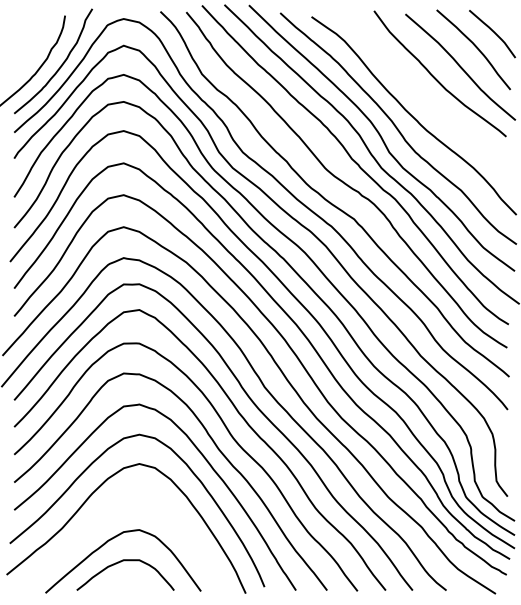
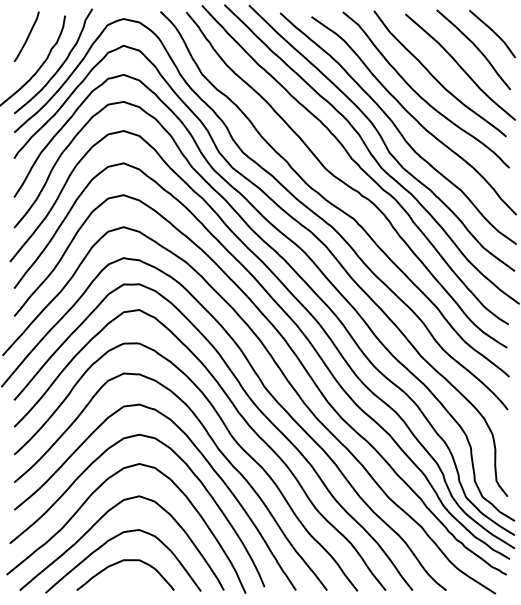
curve: none -> present (27, 36)
curve: none -> present (419, 94)
curve: none -> present (102, 518)
